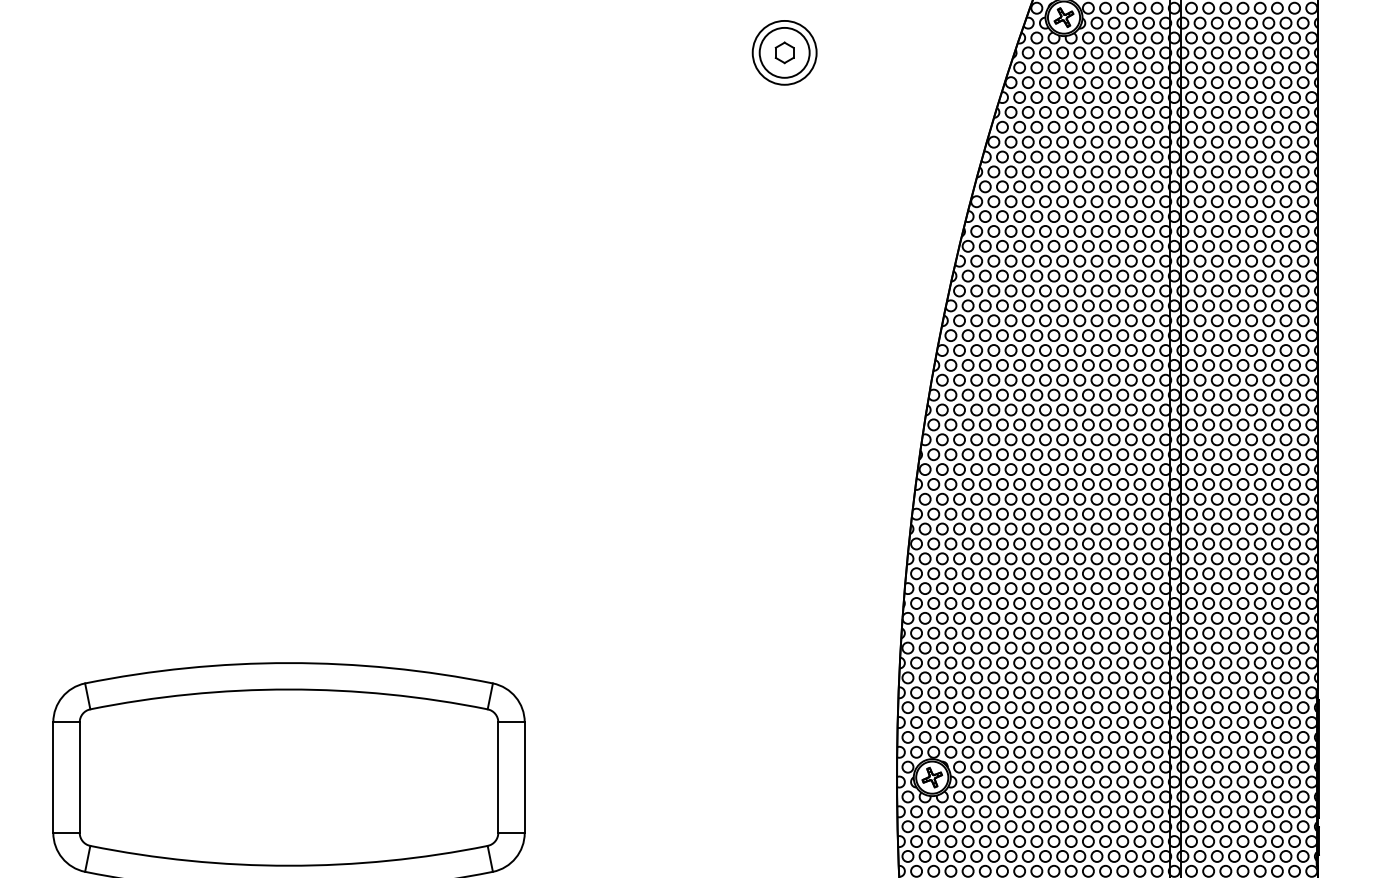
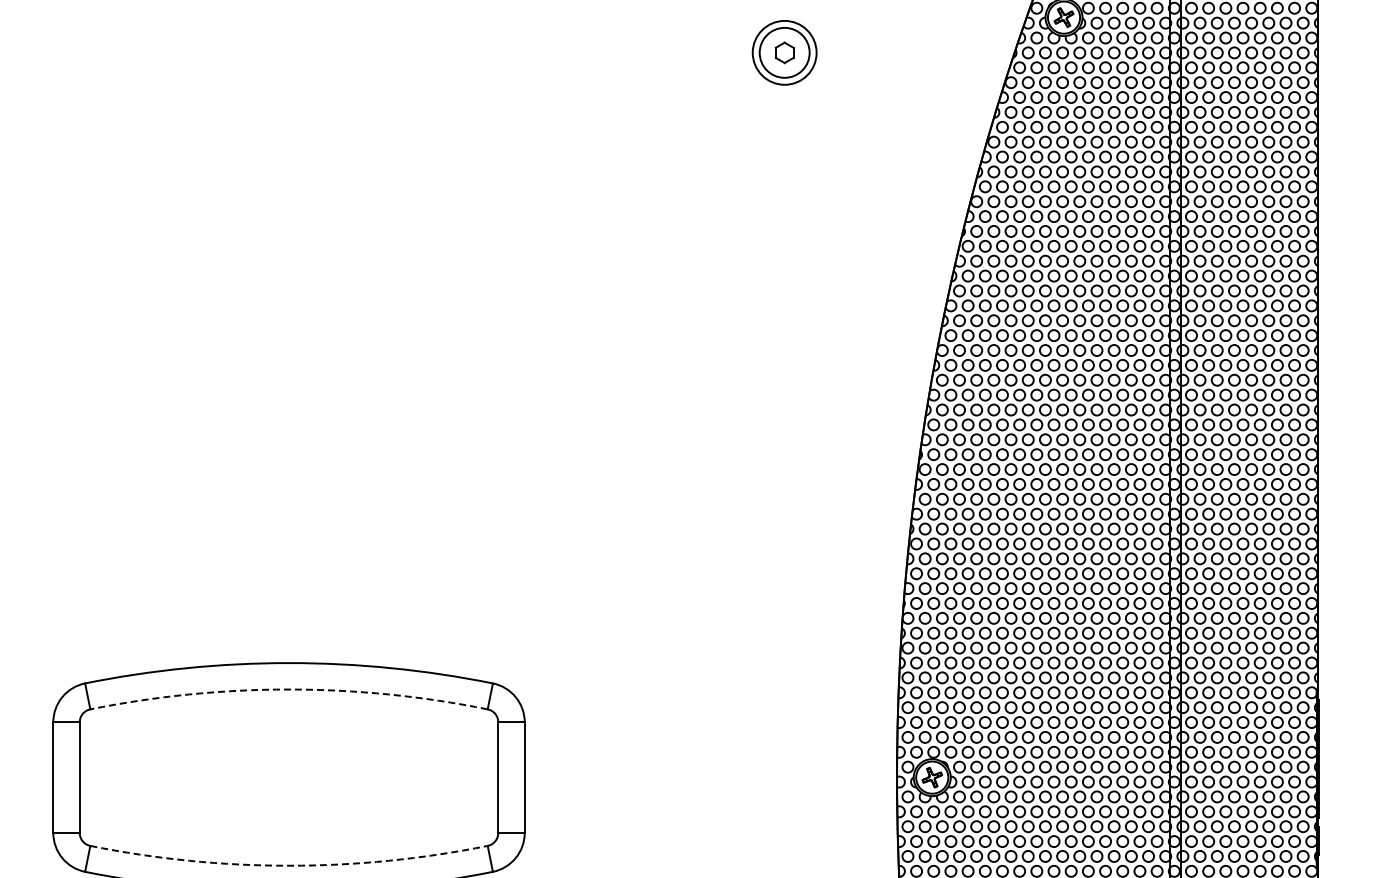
arc: solid -> dashed (289, 689)
arc: solid -> dashed (289, 865)
